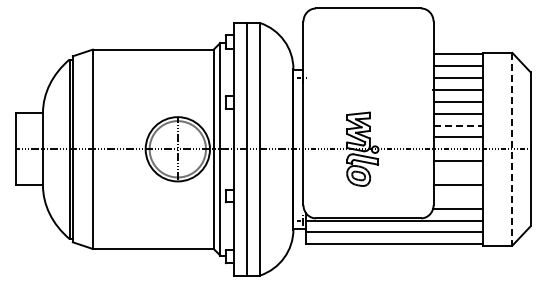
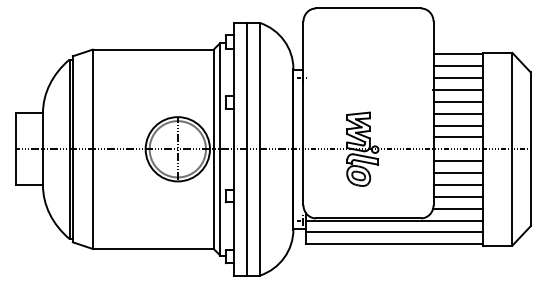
line: dashed -> solid (458, 125)
line: dashed -> solid (512, 149)
line: none -> present (458, 173)
line: none -> present (458, 196)
